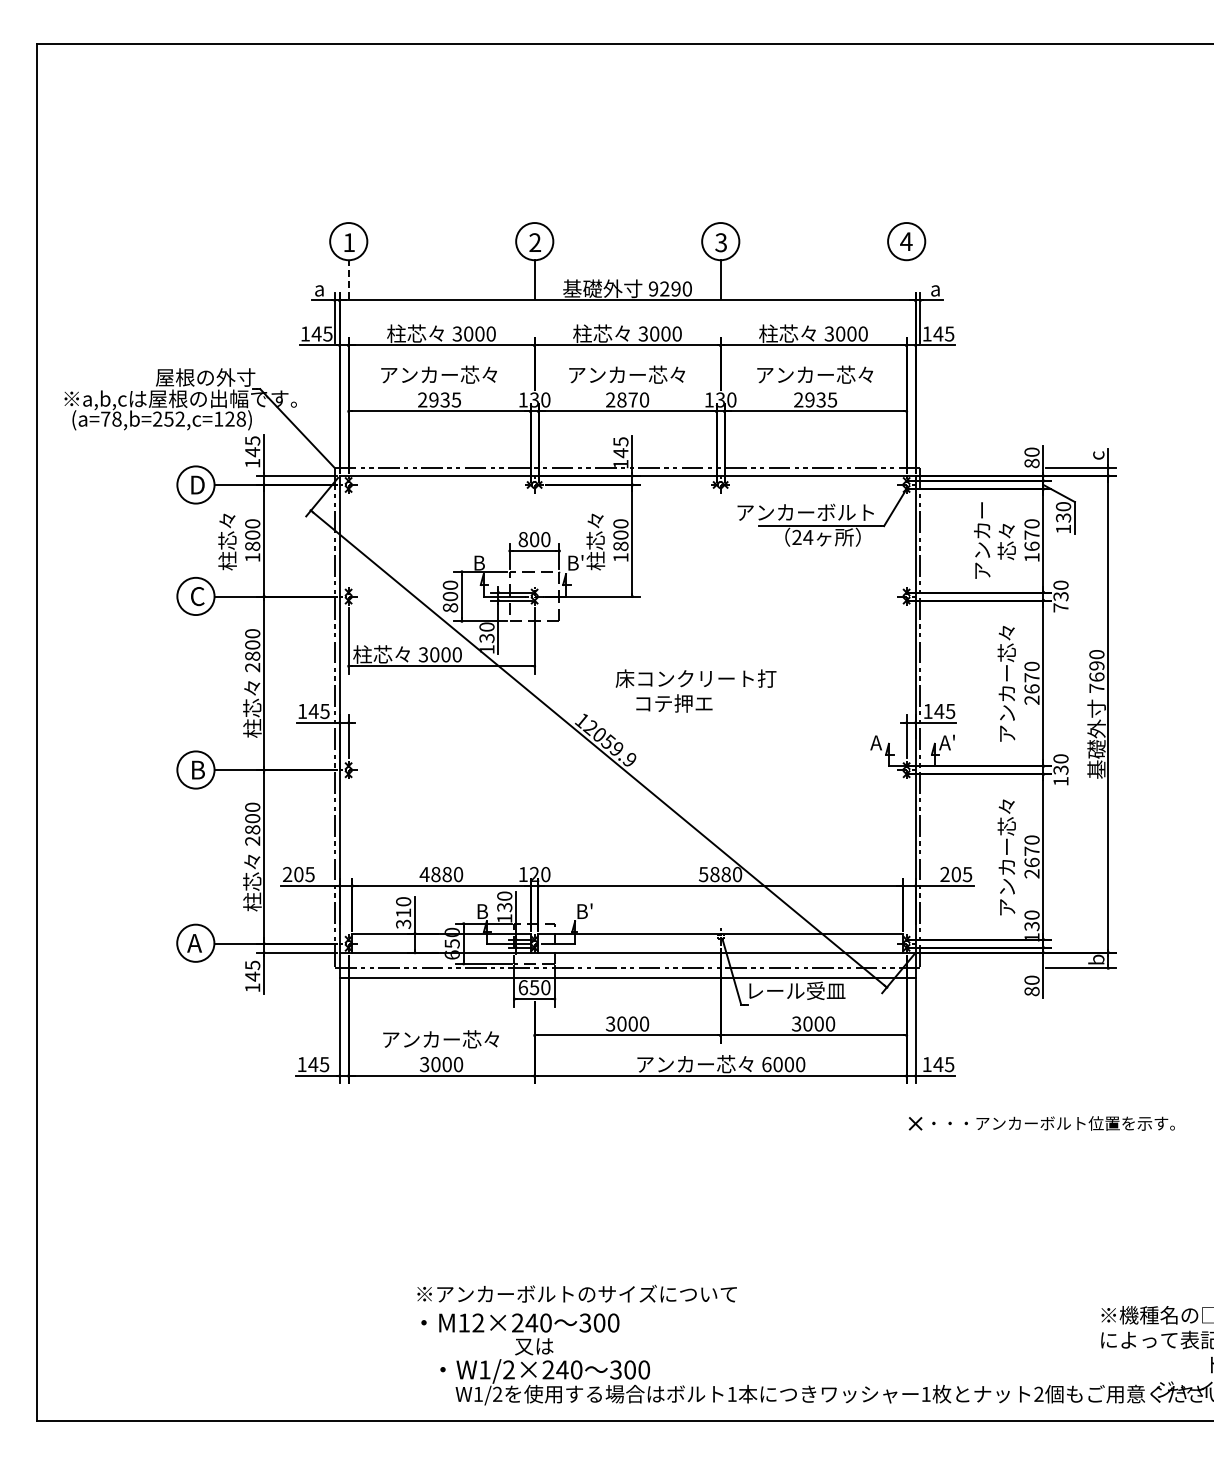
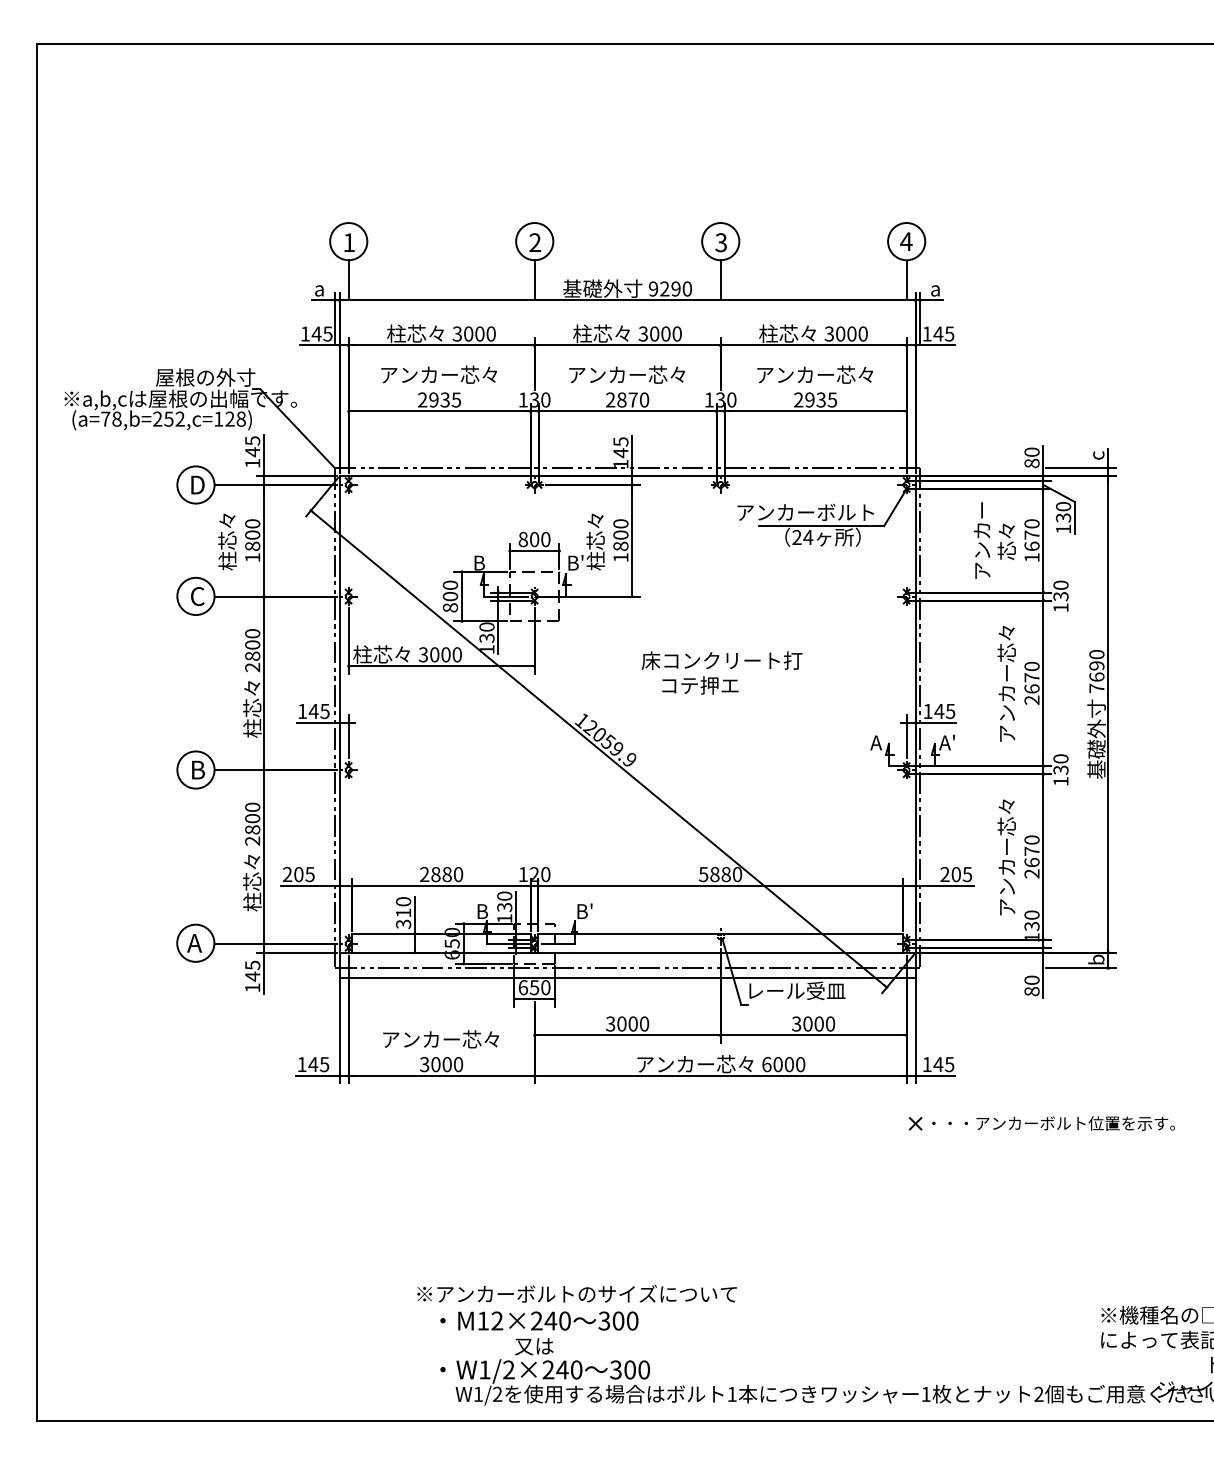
line: dashed -> solid (348, 278)
line: none -> present (906, 279)
text: 730 -> 130 (1060, 607)
text position: (695, 690) -> (721, 672) (721, 672)
text: 4880 -> 2880 (424, 873)
text position: (520, 1322) -> (539, 1320) (539, 1320)
